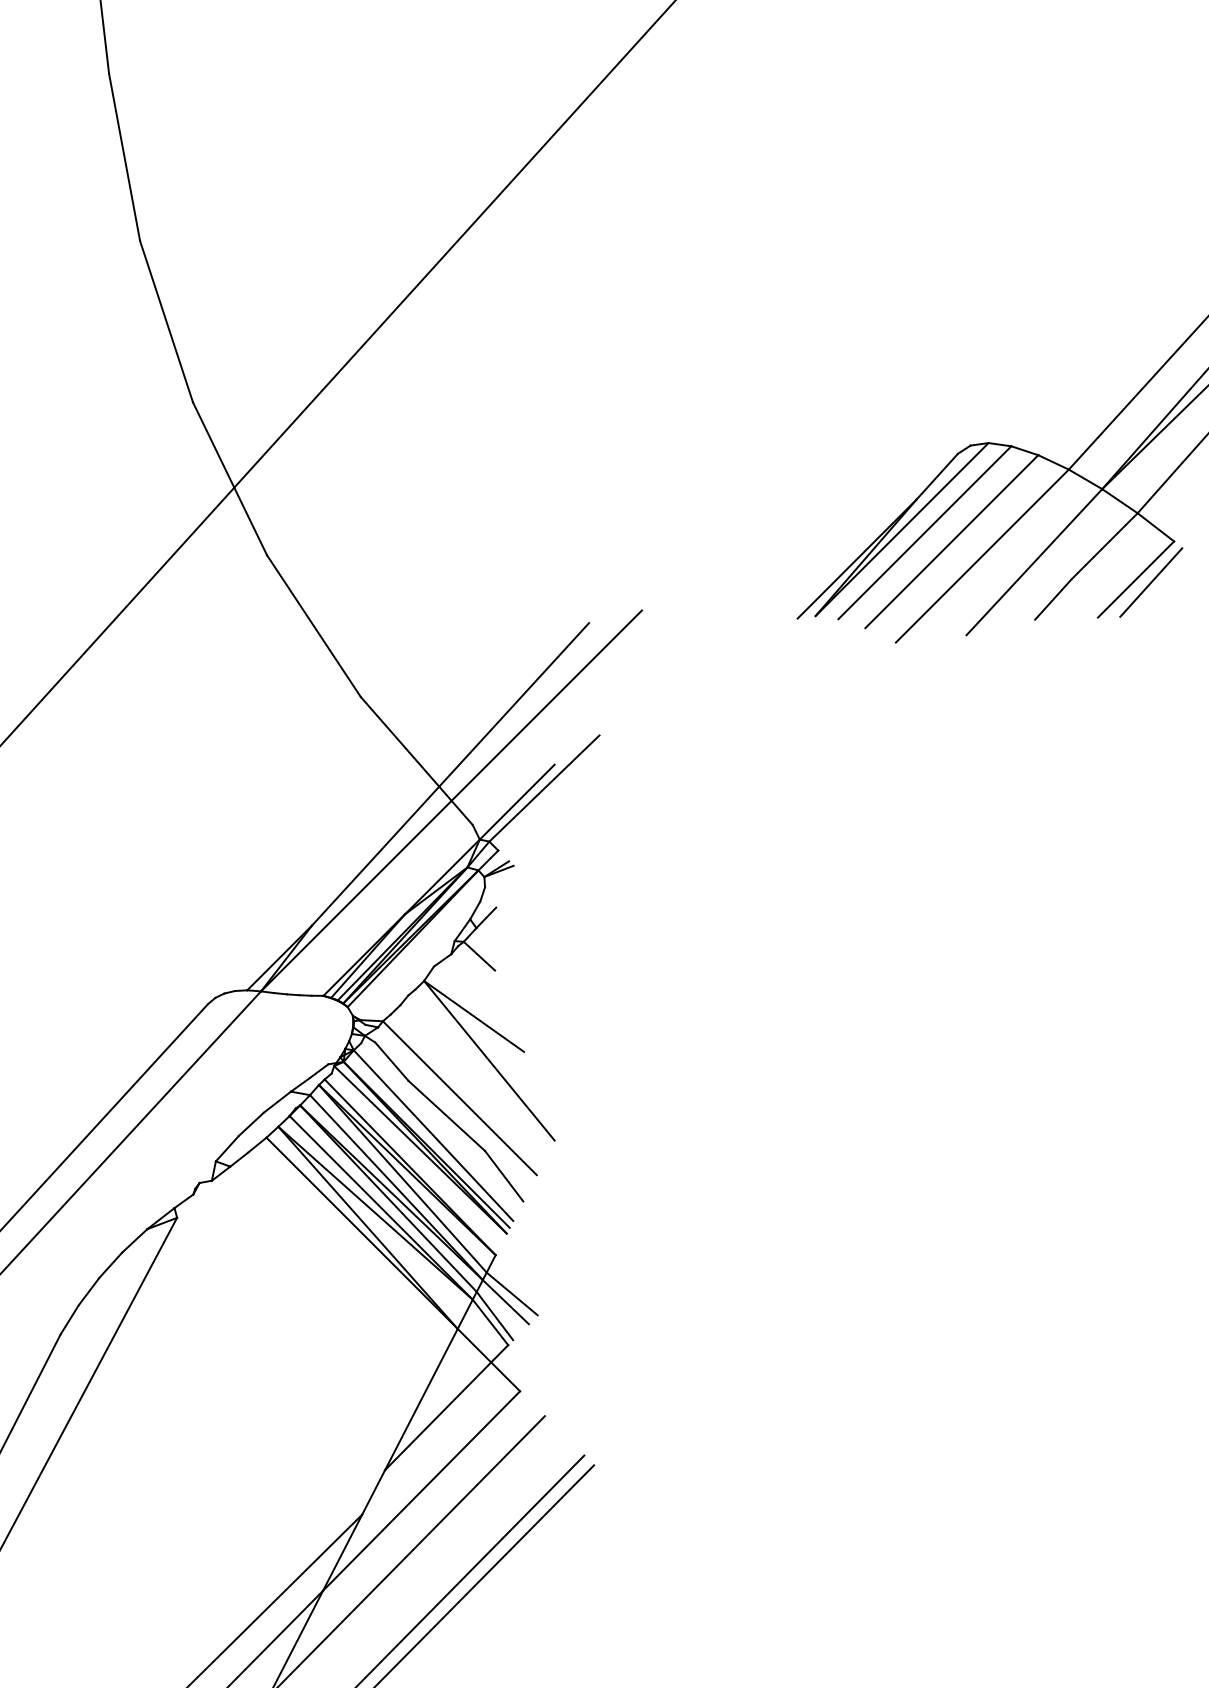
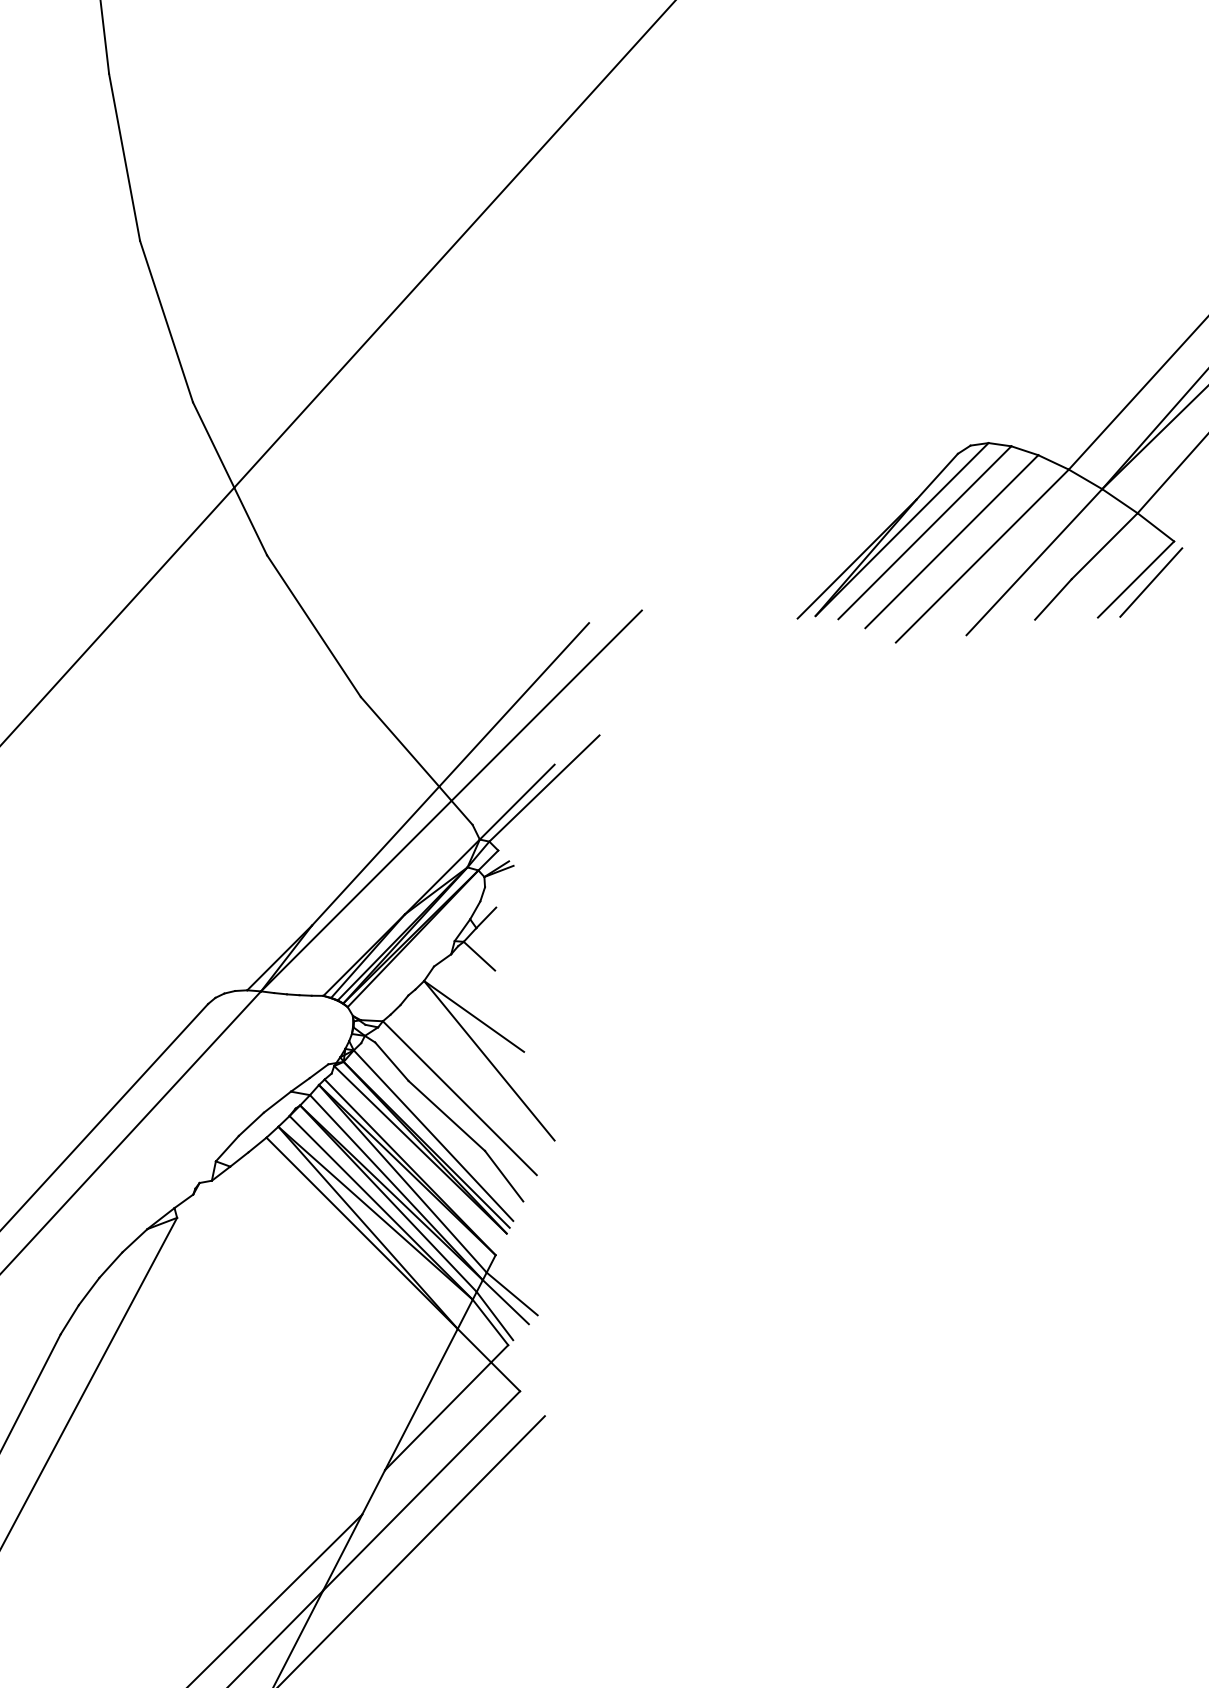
line: present -> none (471, 1569)
line: present -> none (485, 1574)
